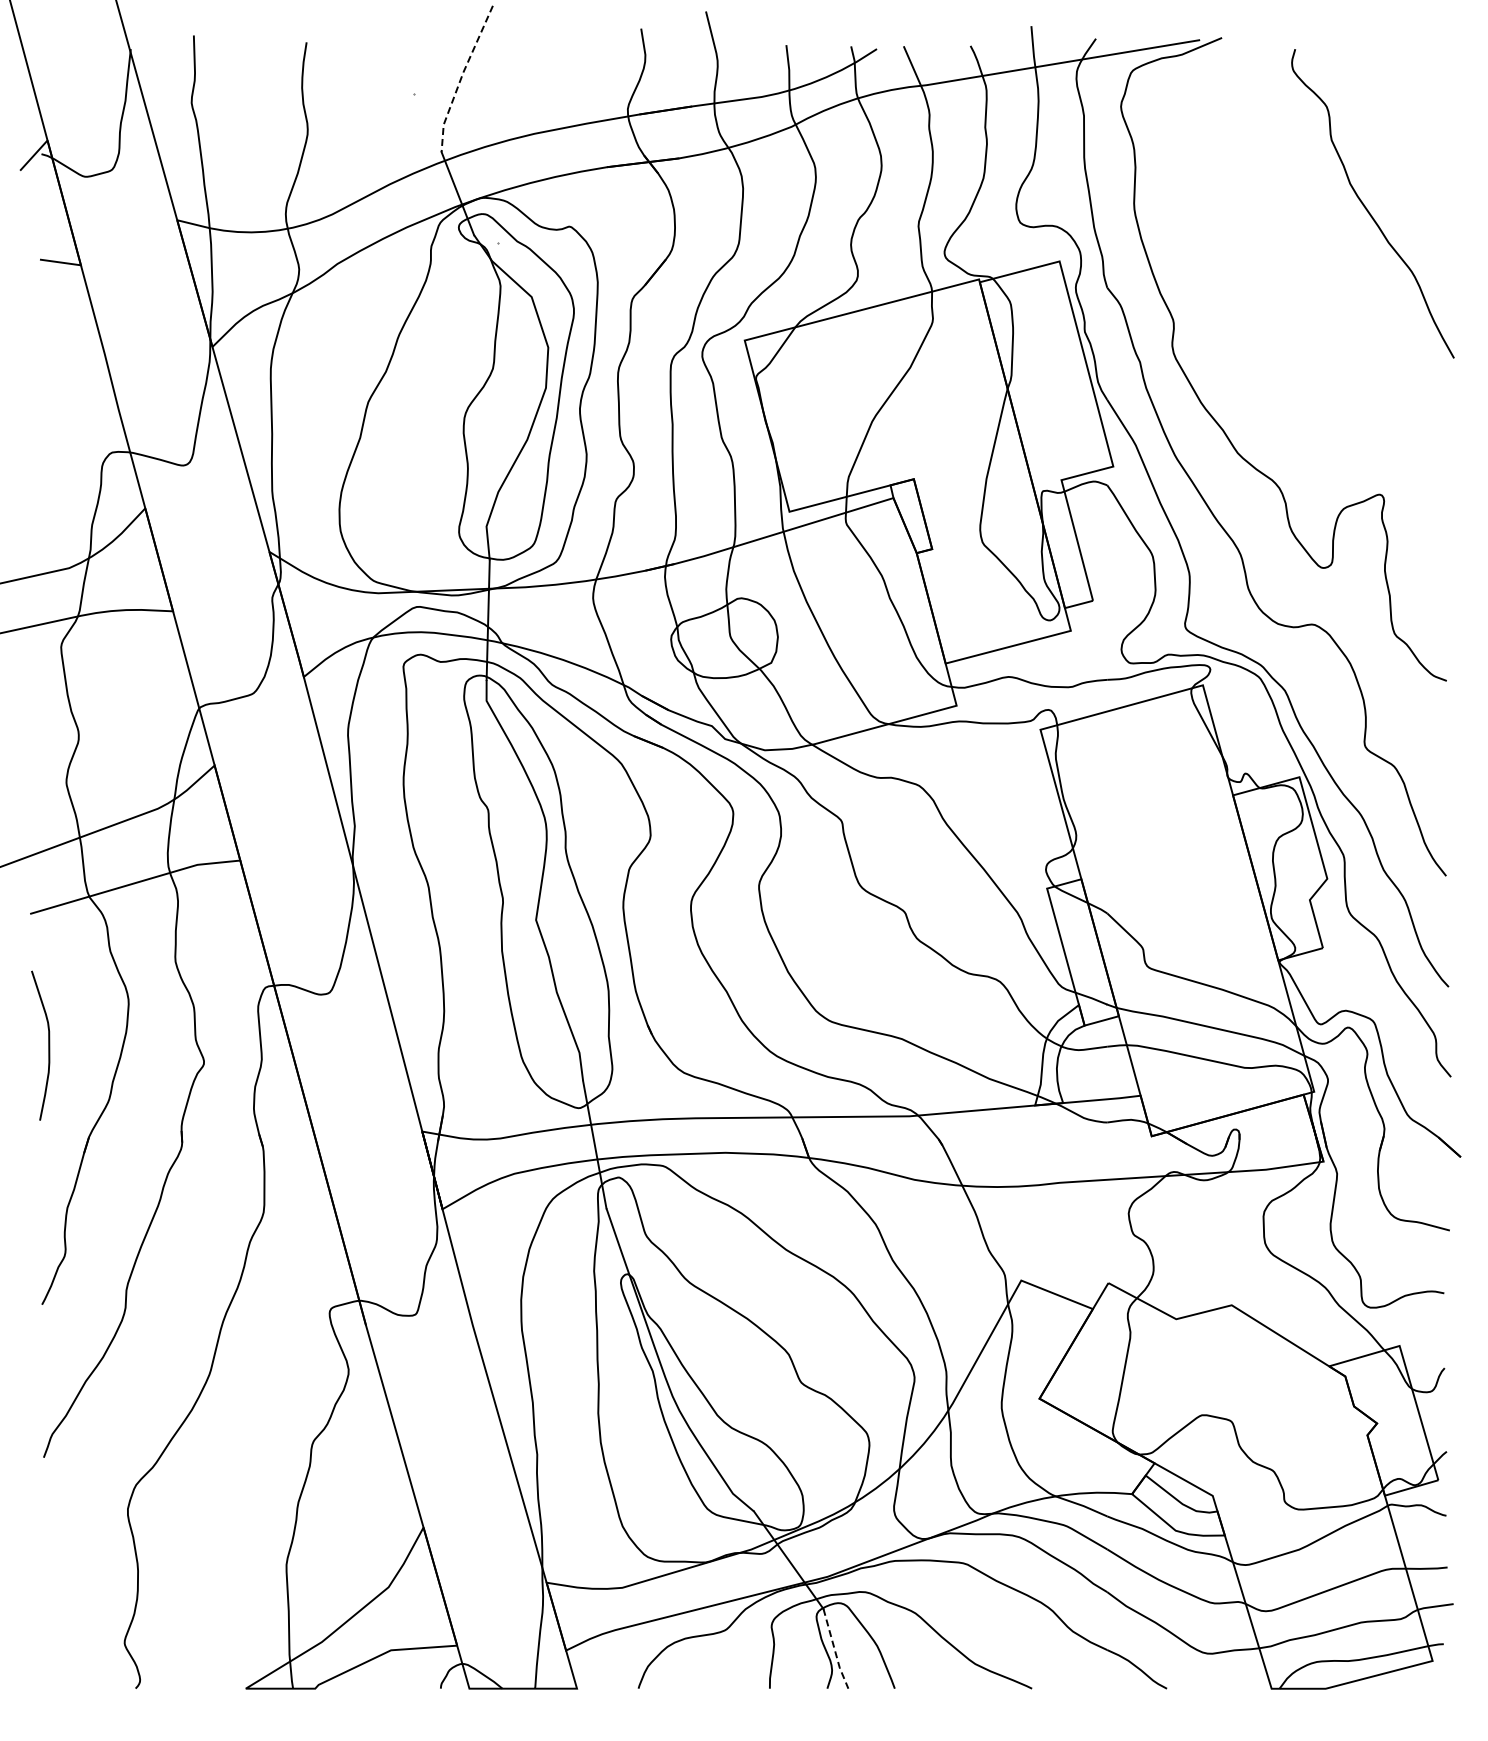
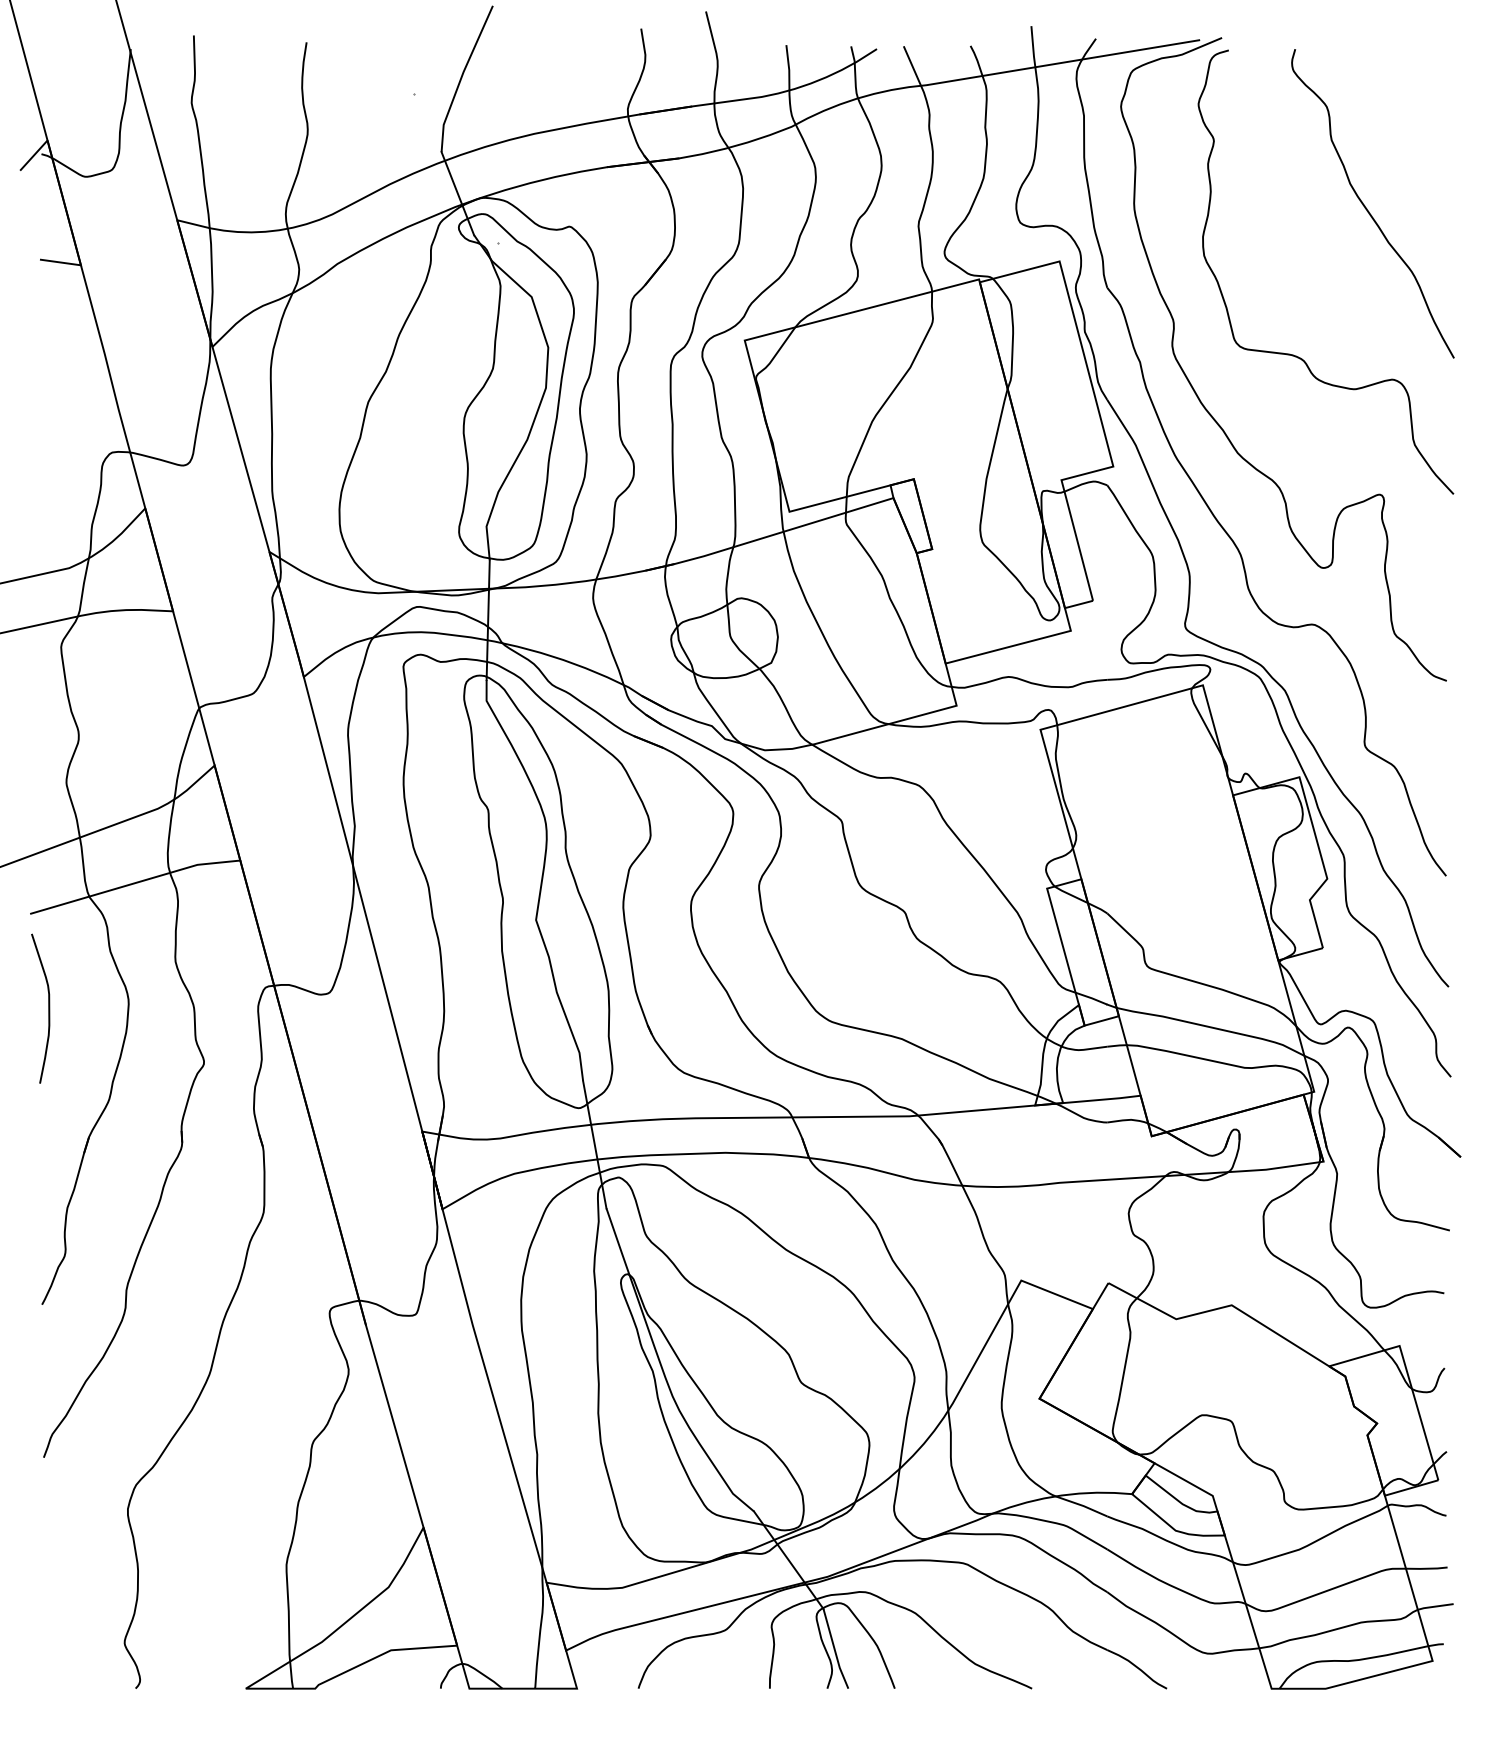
line: dashed -> solid (461, 77)
curve: none -> present (1296, 355)
curve position: (48, 1045) -> (48, 1008) (48, 1008)
line: dashed -> solid (834, 1649)
